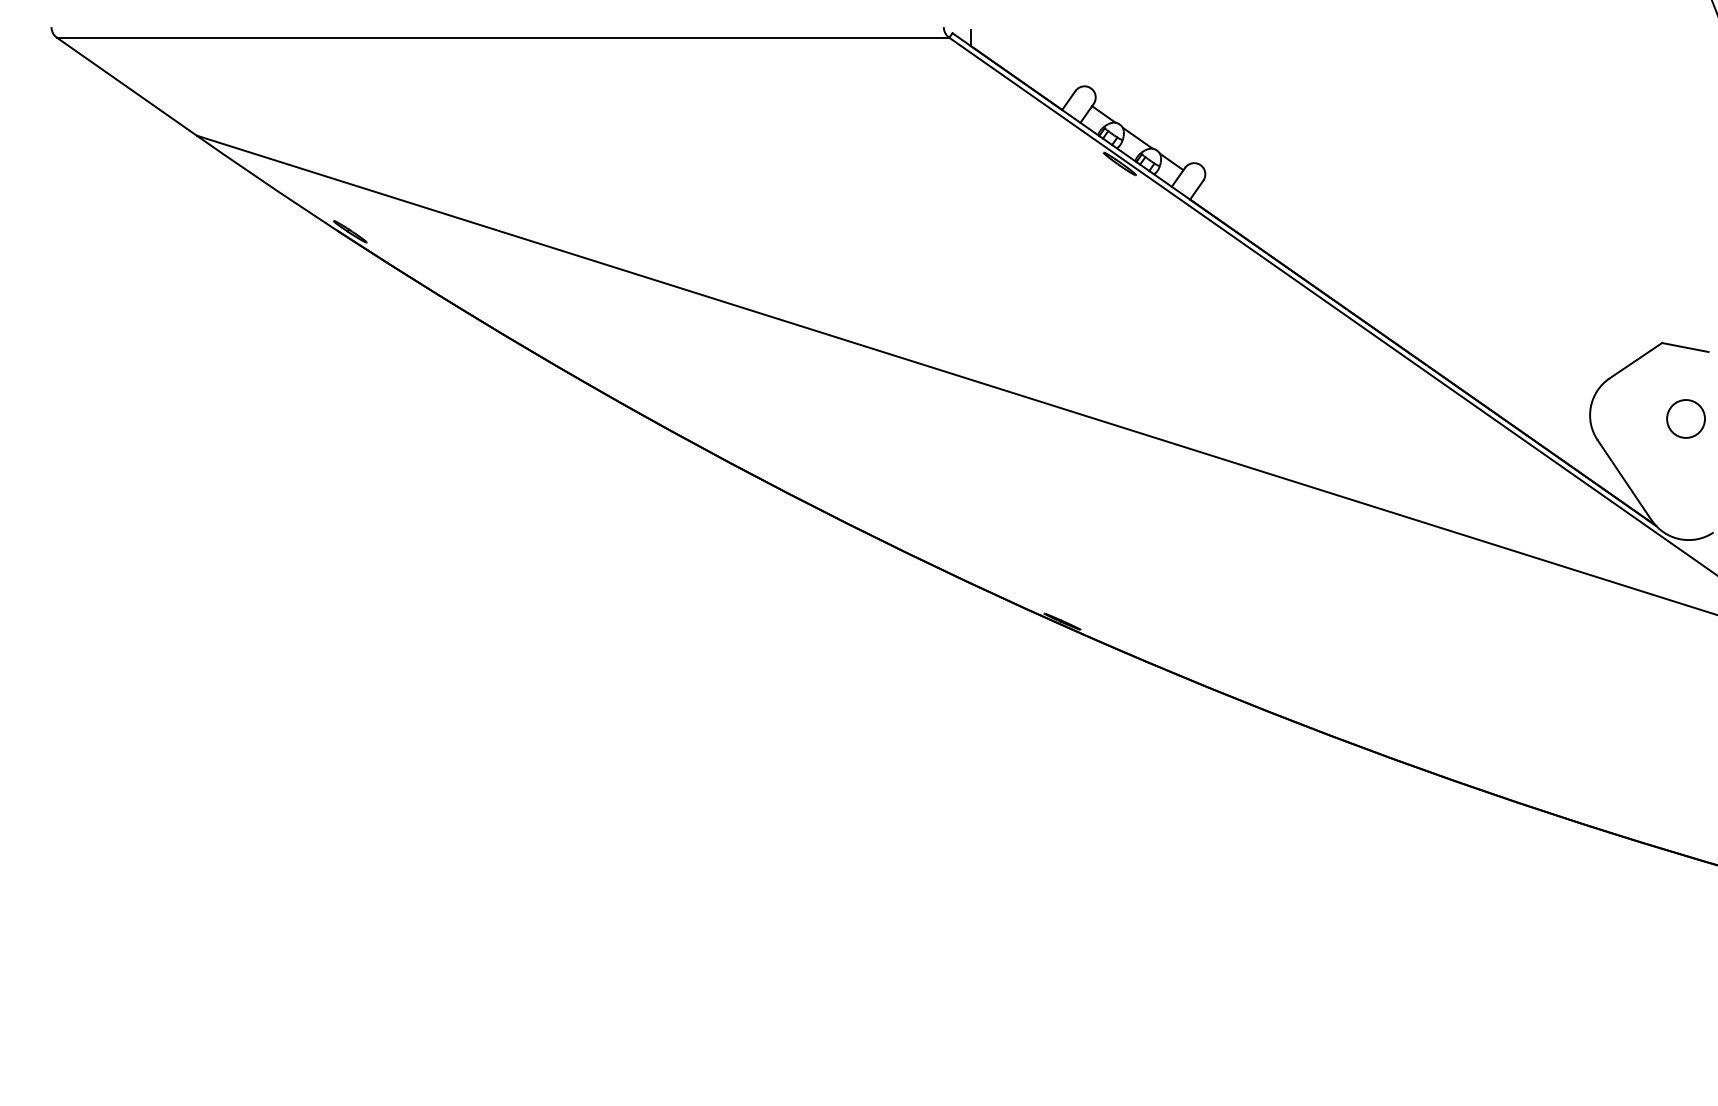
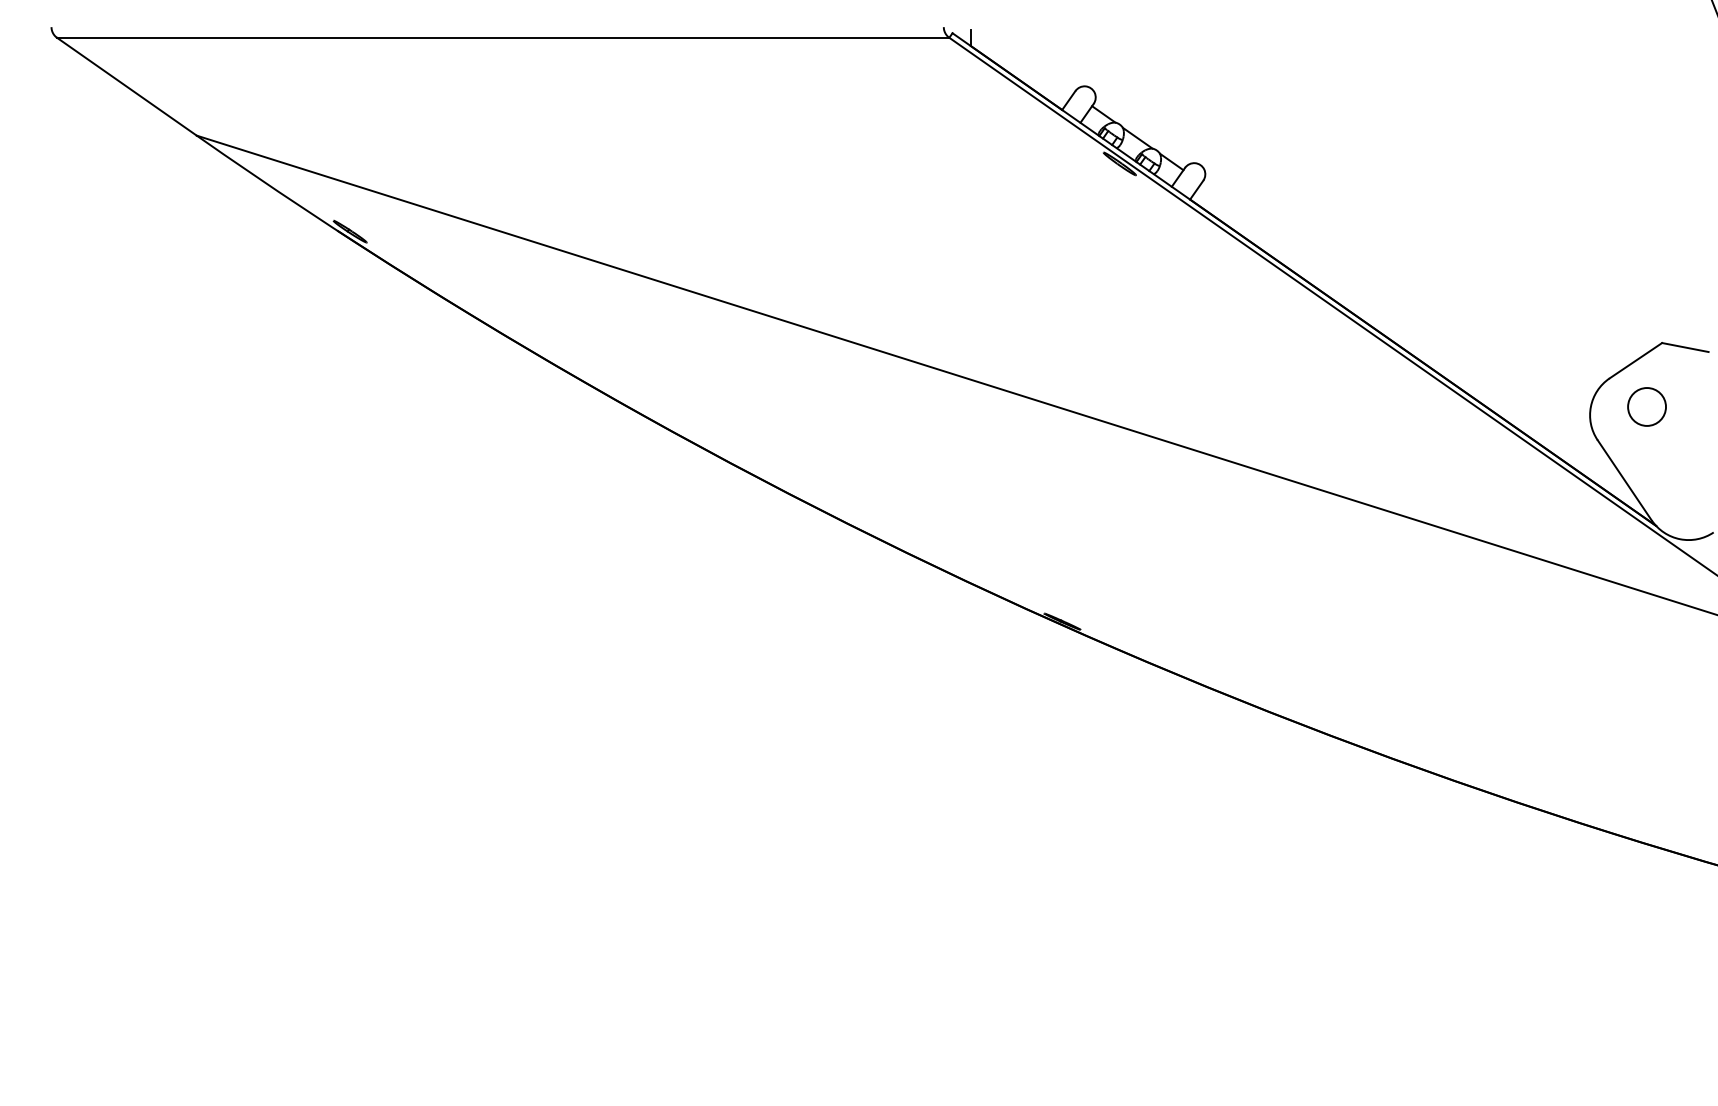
circle position: (1685, 418) -> (1646, 406) (1646, 406)
